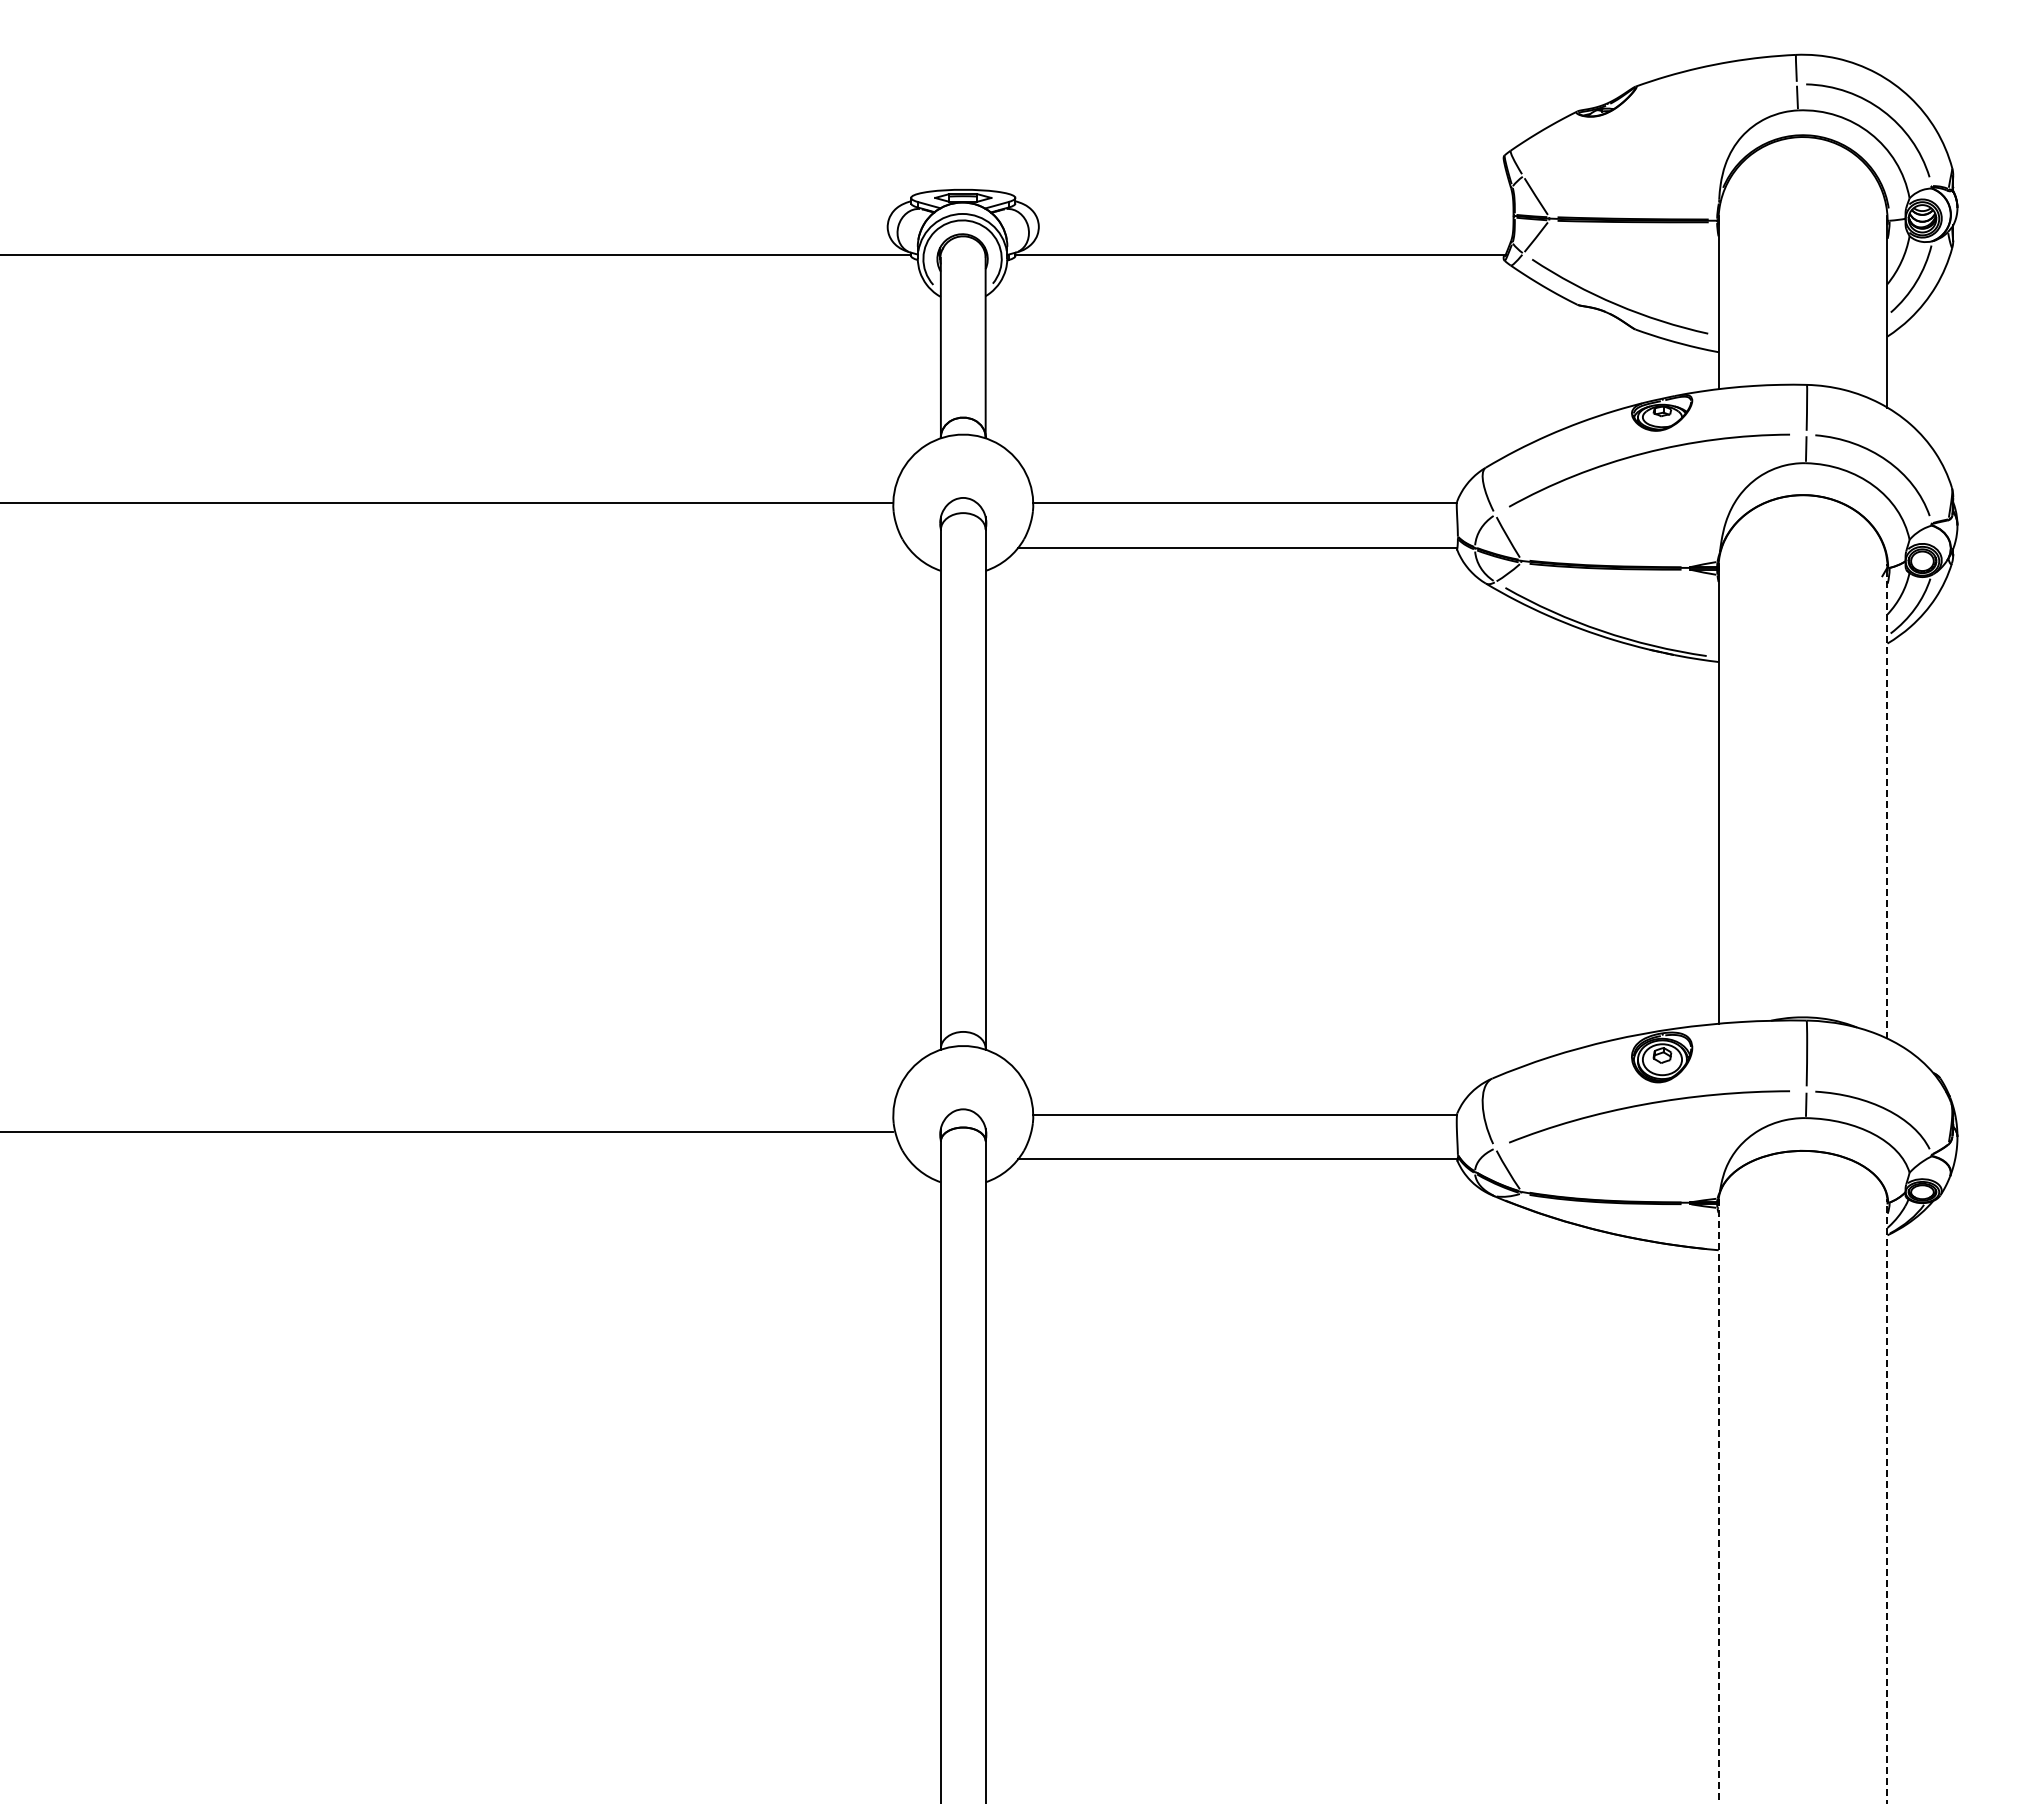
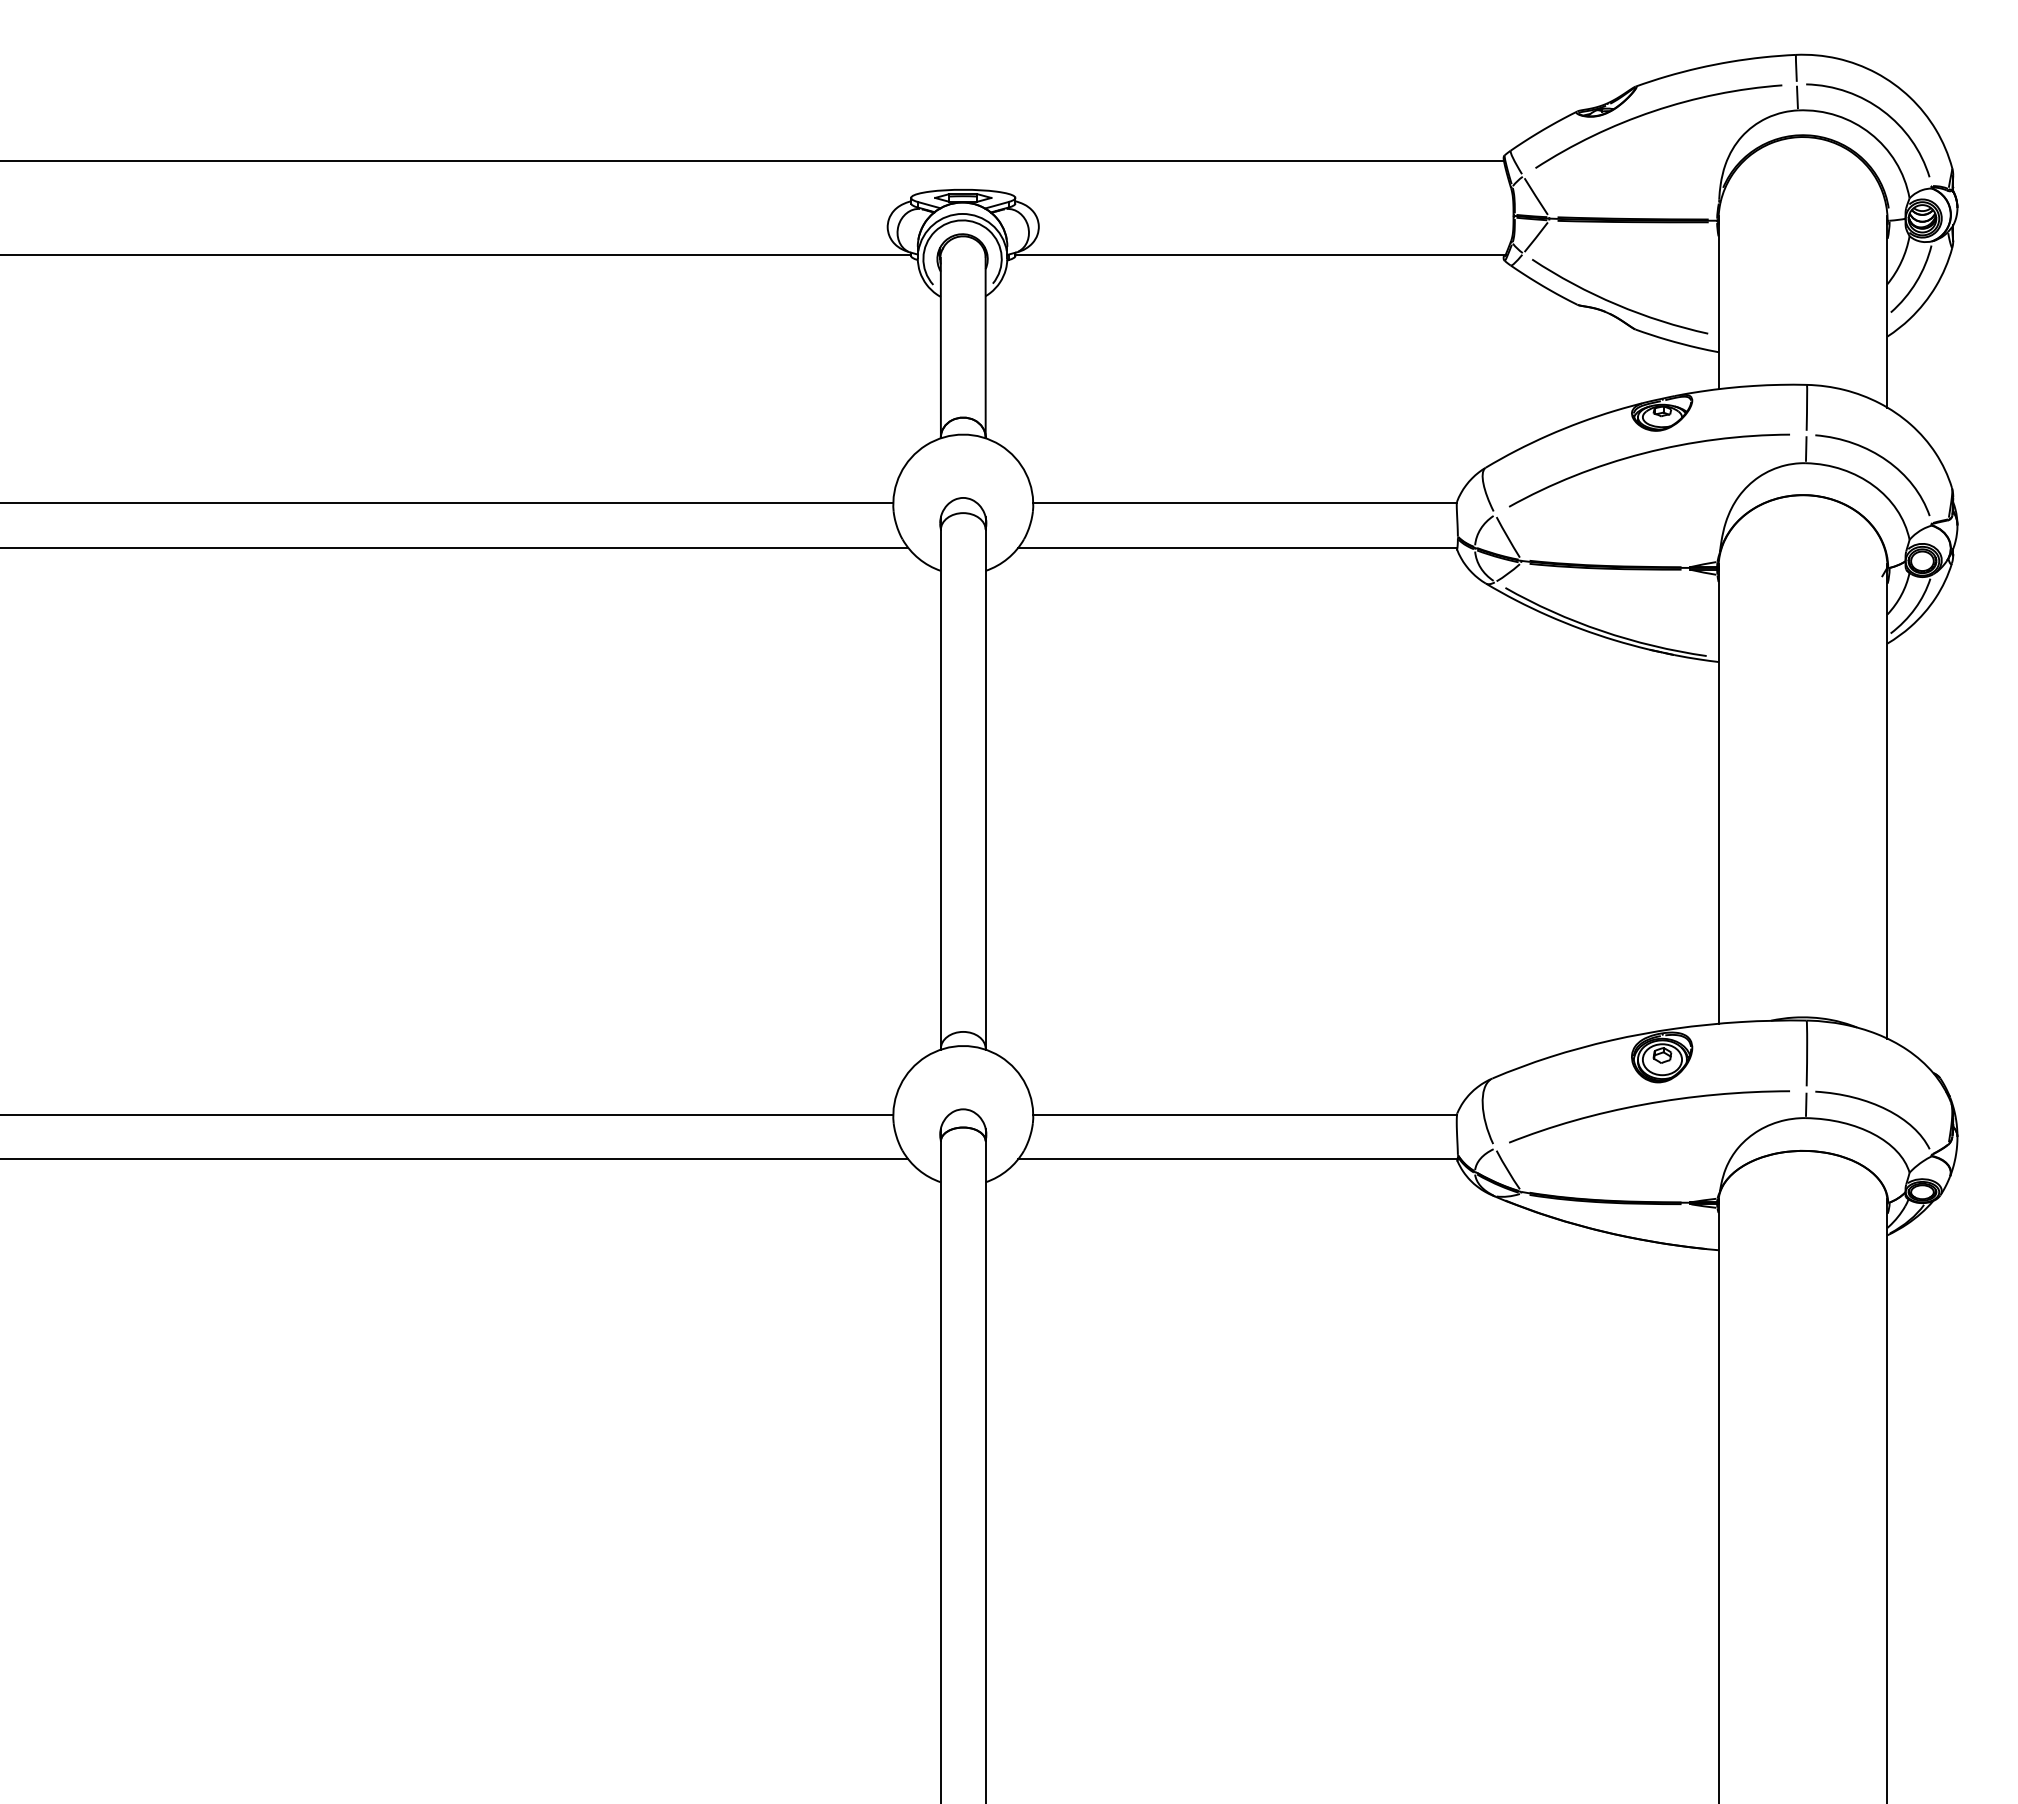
curve: none -> present (1653, 112)
line: none -> present (752, 160)
line: none -> present (455, 547)
line: dashed -> solid (1887, 801)
line position: (447, 1131) -> (447, 1114) (447, 1114)
line: none -> present (455, 1159)
line: dashed -> solid (1887, 1501)
line: dashed -> solid (1718, 1502)
